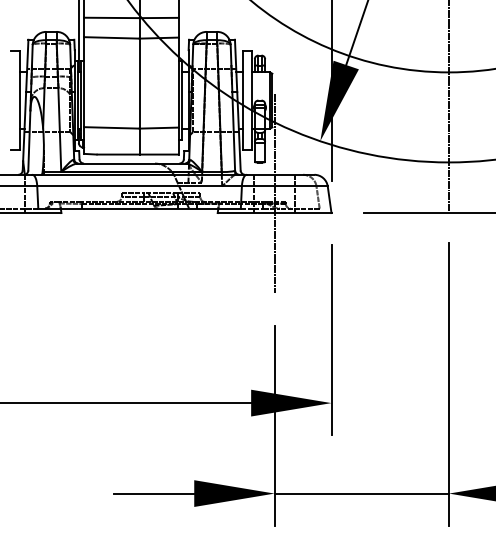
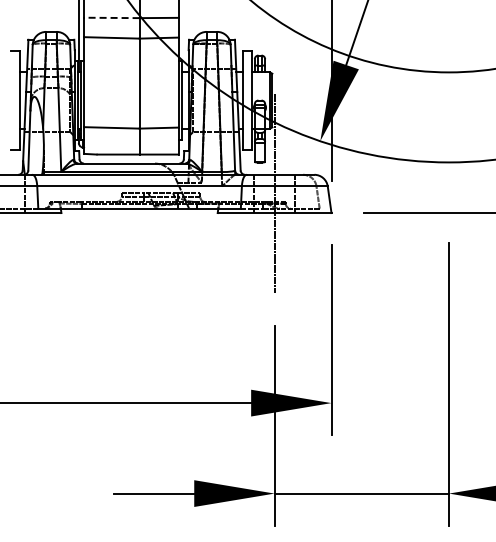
line: solid -> dashed (112, 17)
line: present -> none (449, 106)
